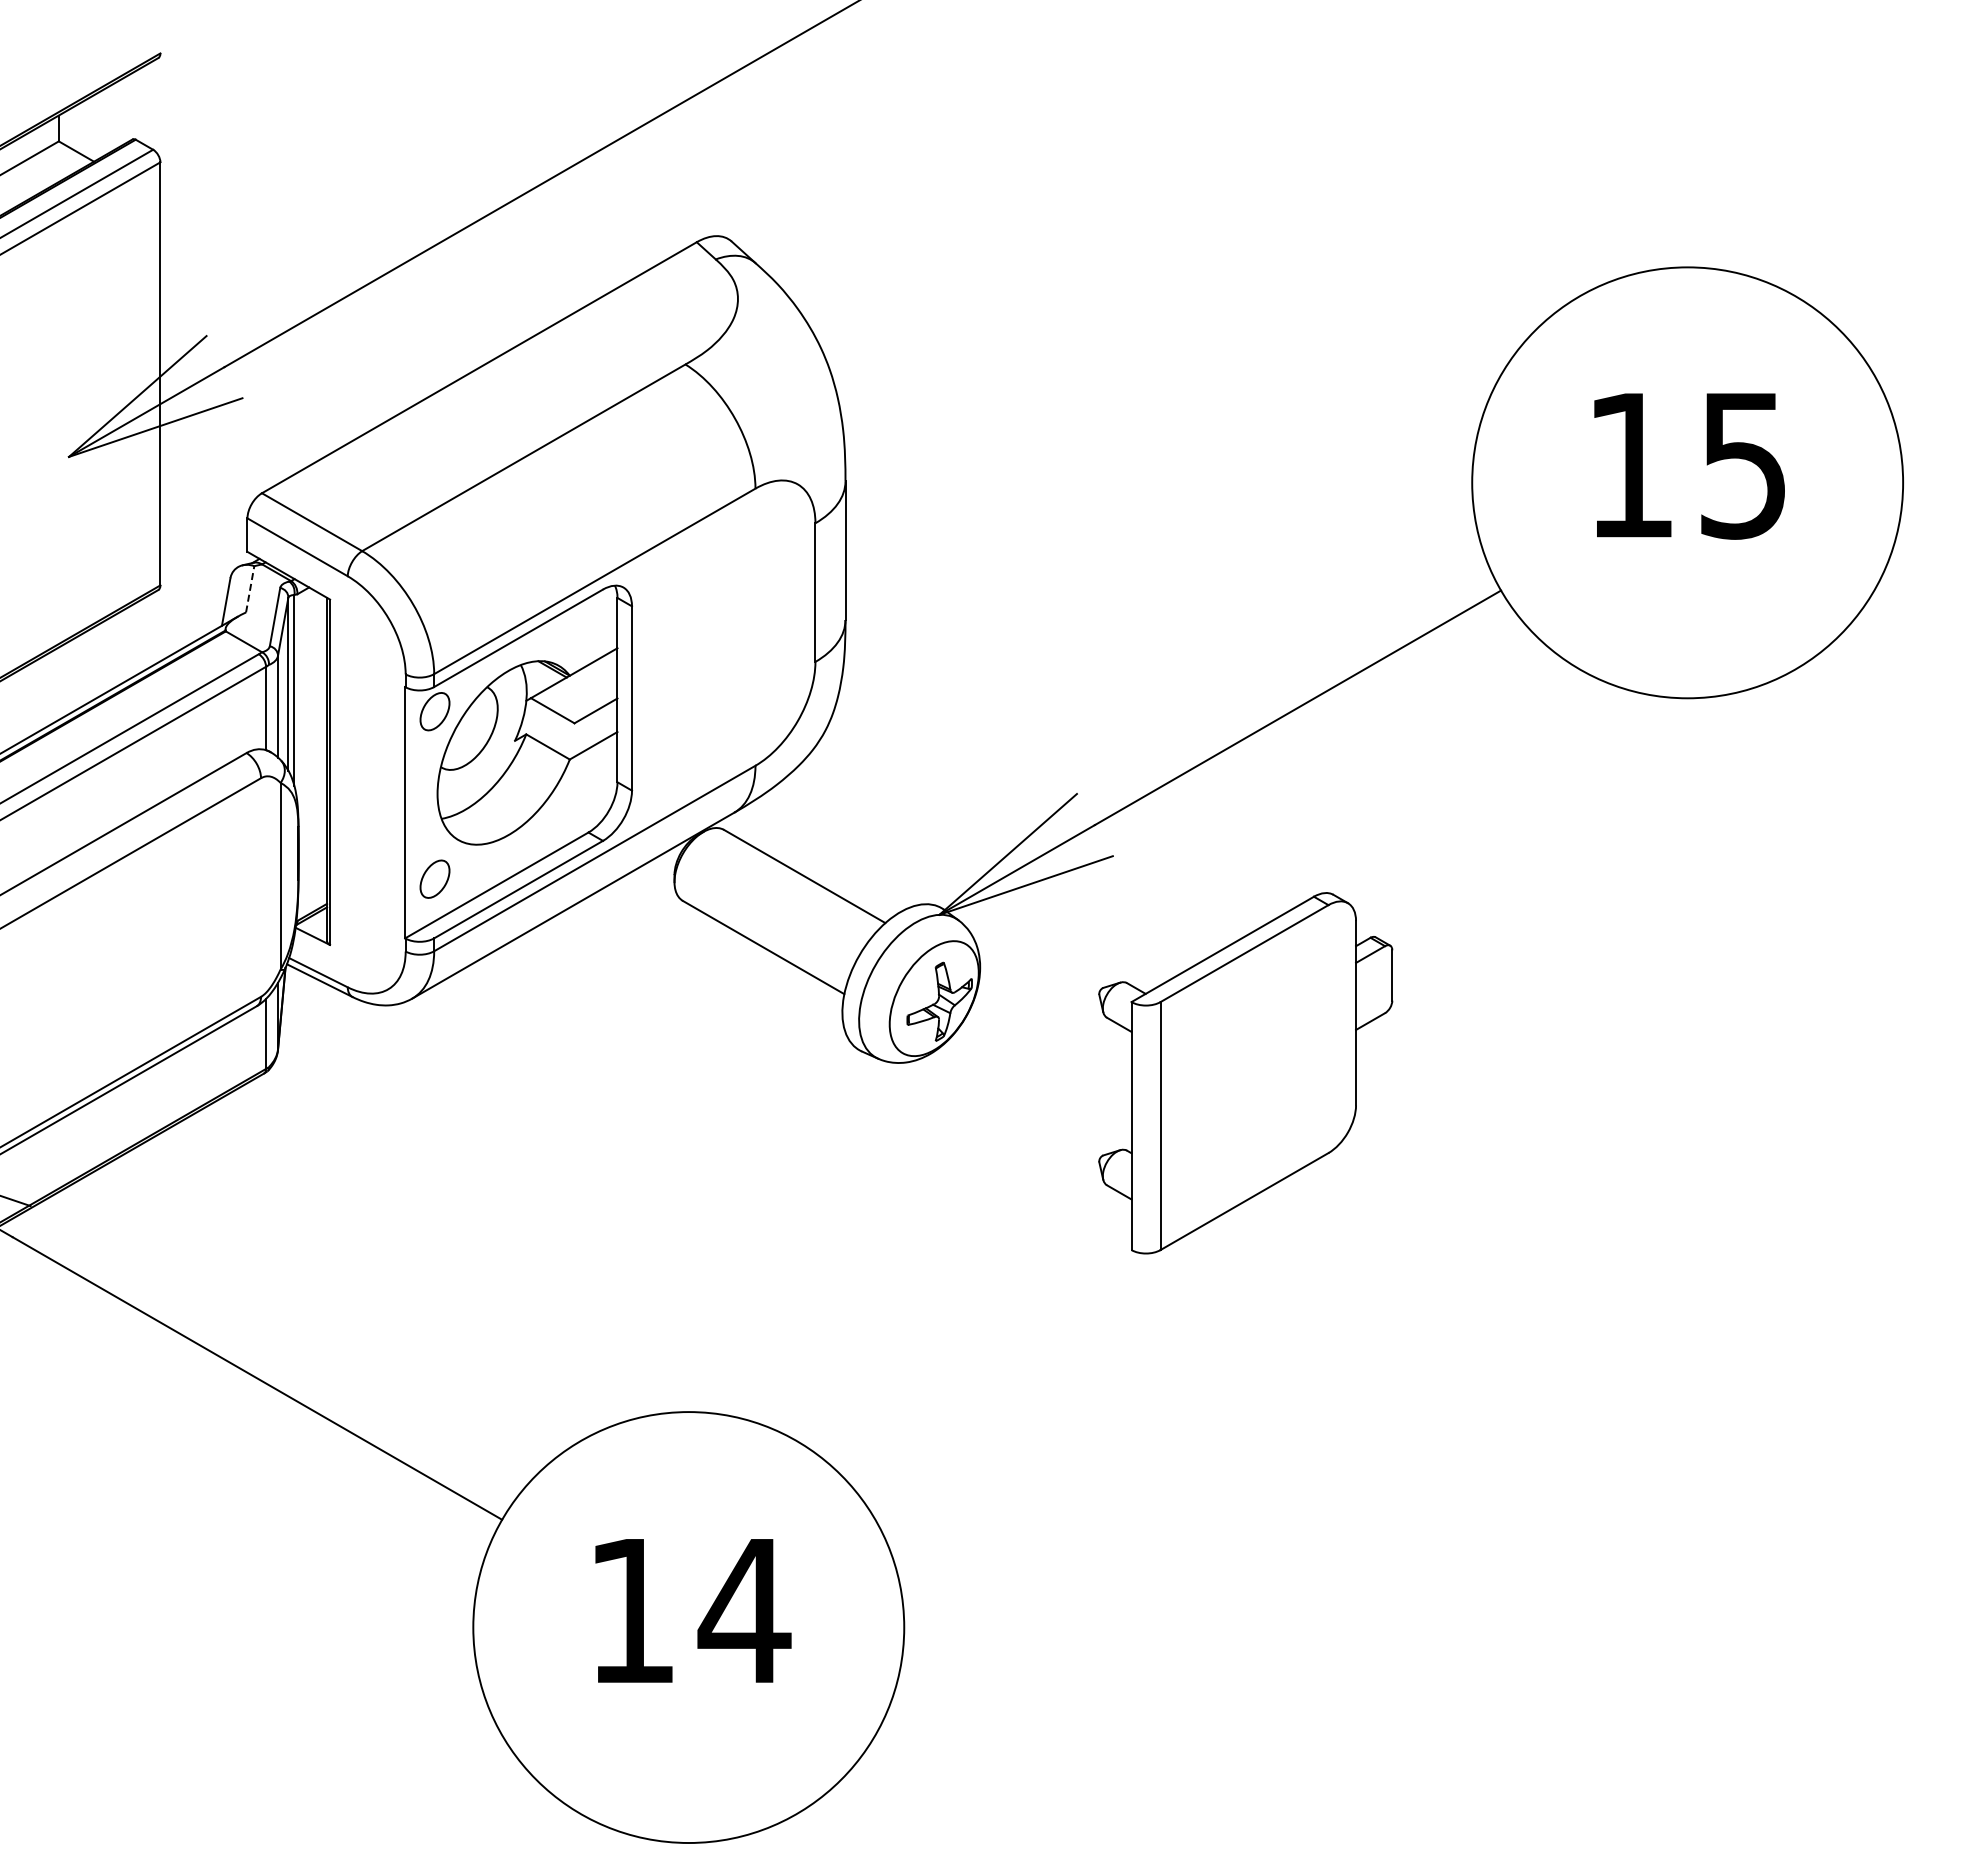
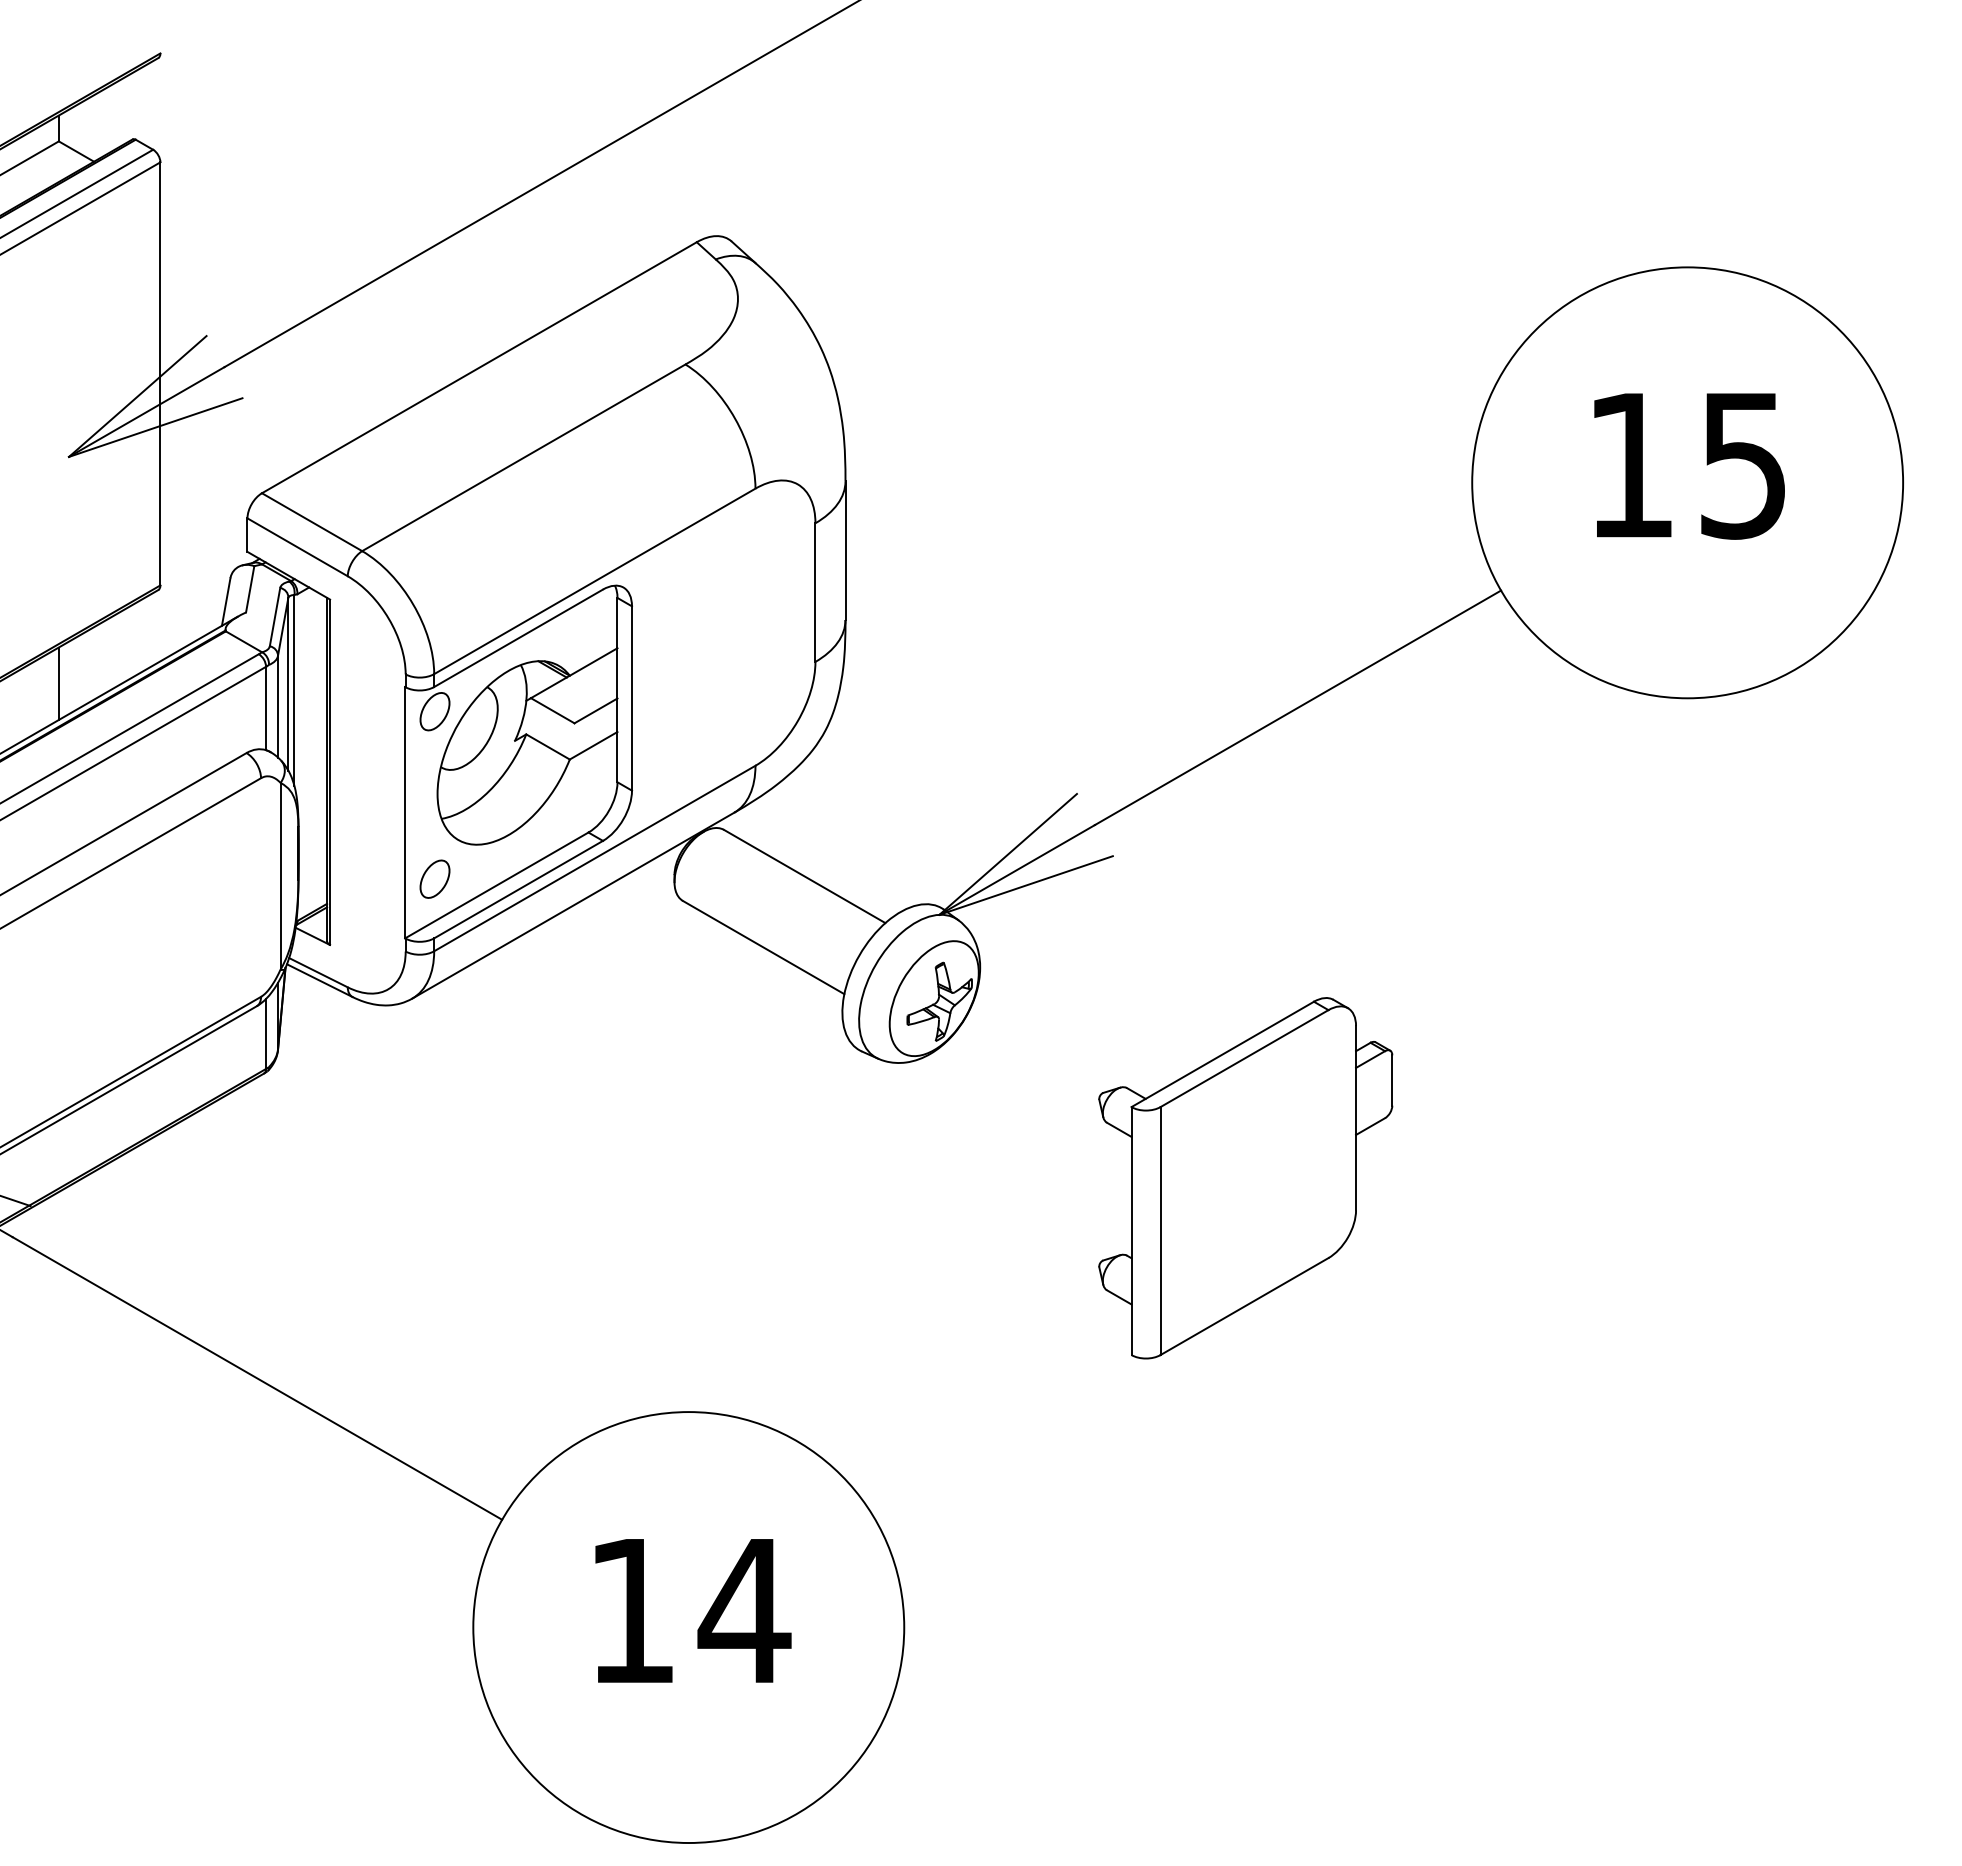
line: dashed -> solid (250, 589)
line: none -> present (58, 683)
part position: (1245, 1073) -> (1245, 1178) (1245, 1178)
